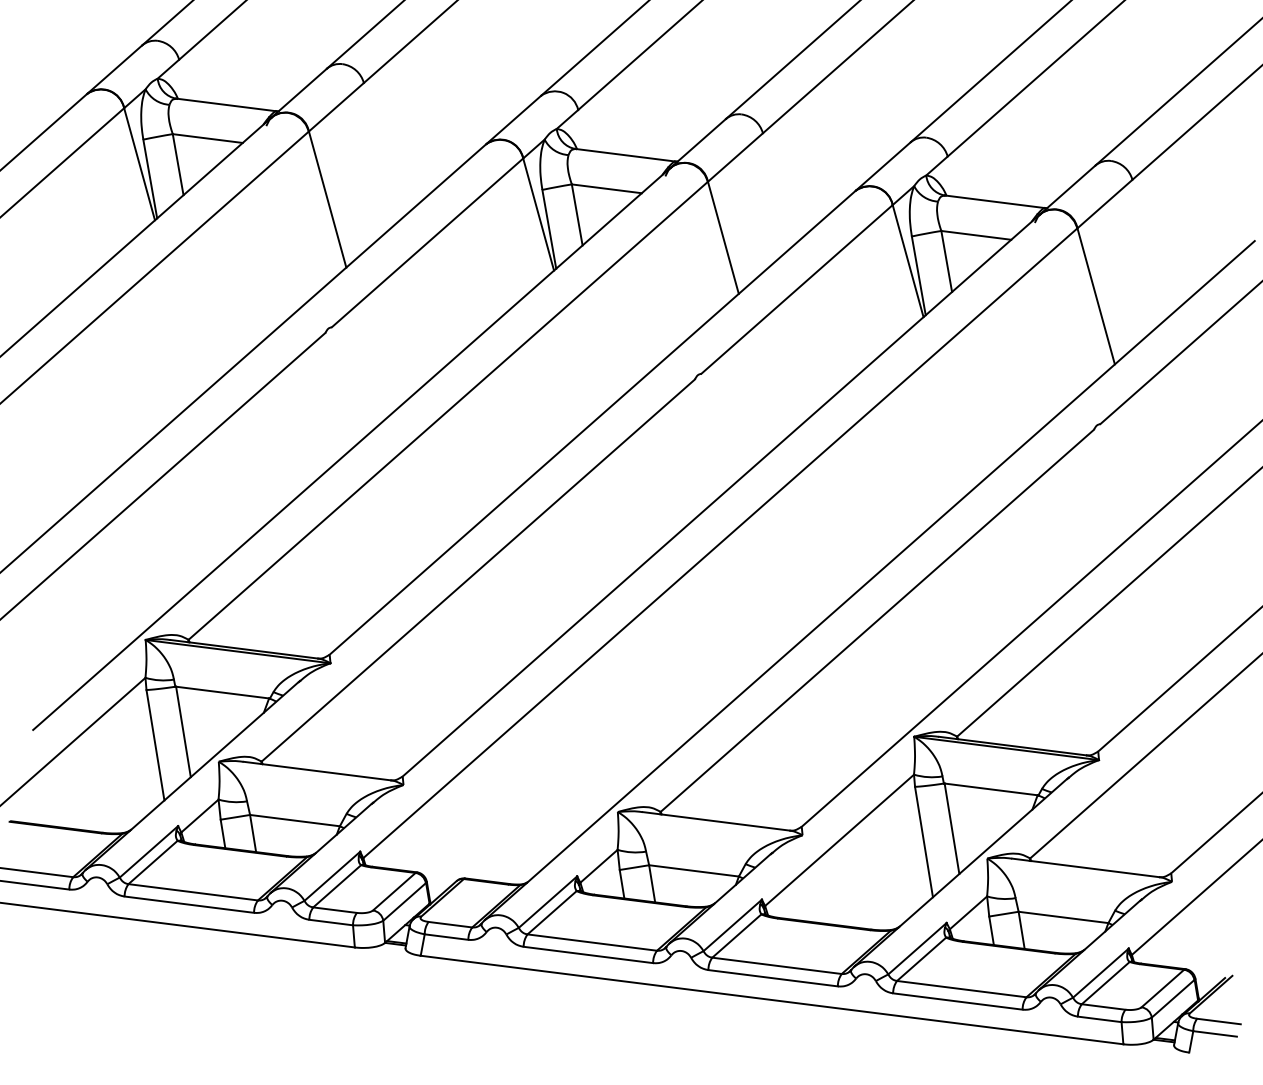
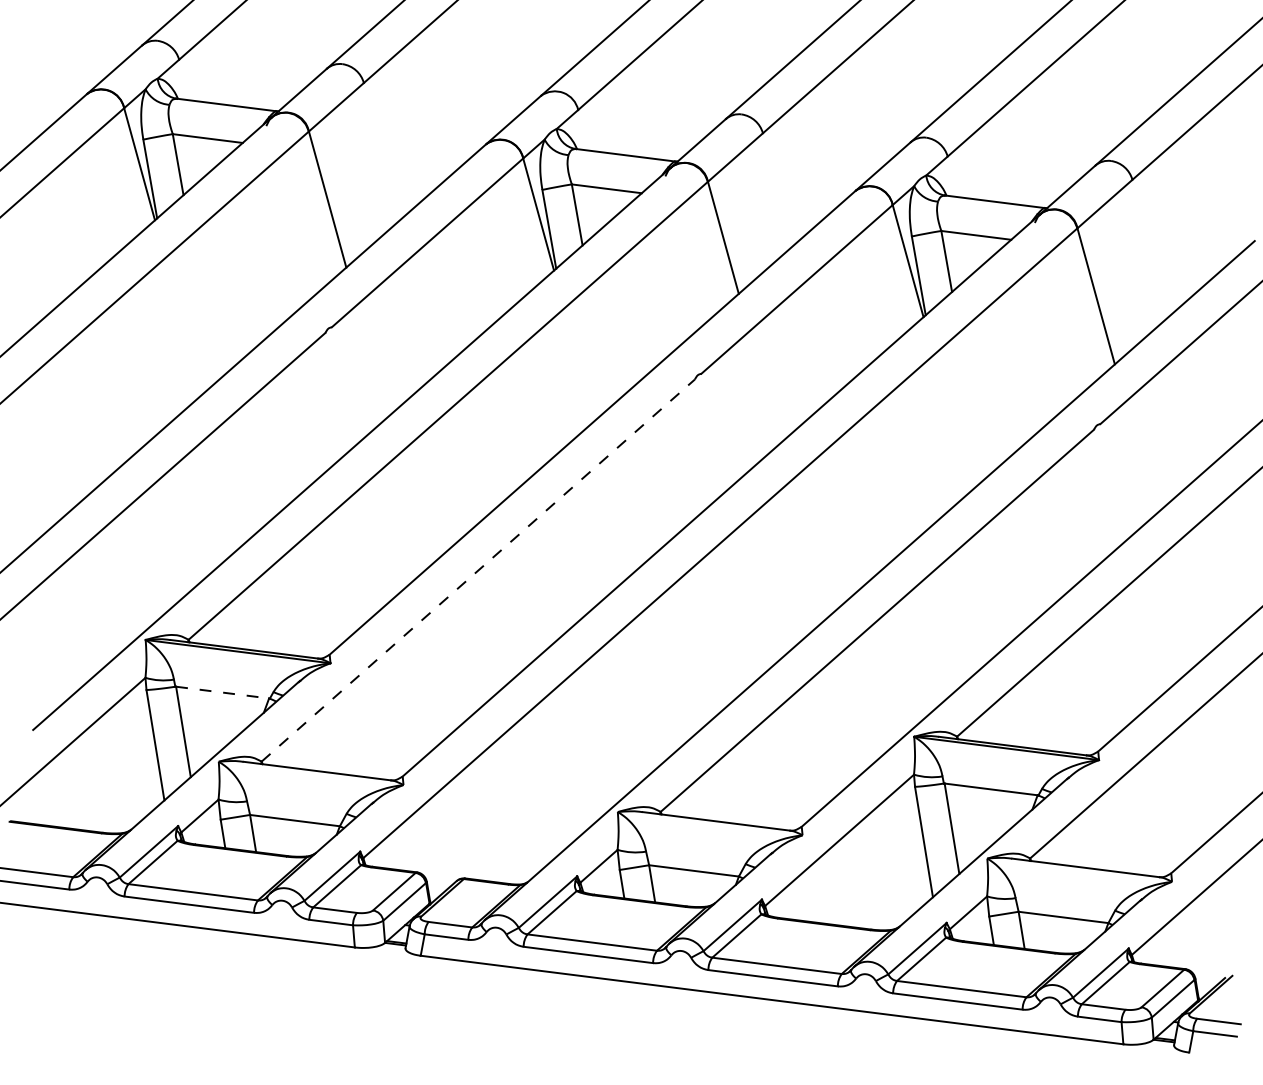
line: solid -> dashed (478, 570)
line: solid -> dashed (222, 692)
